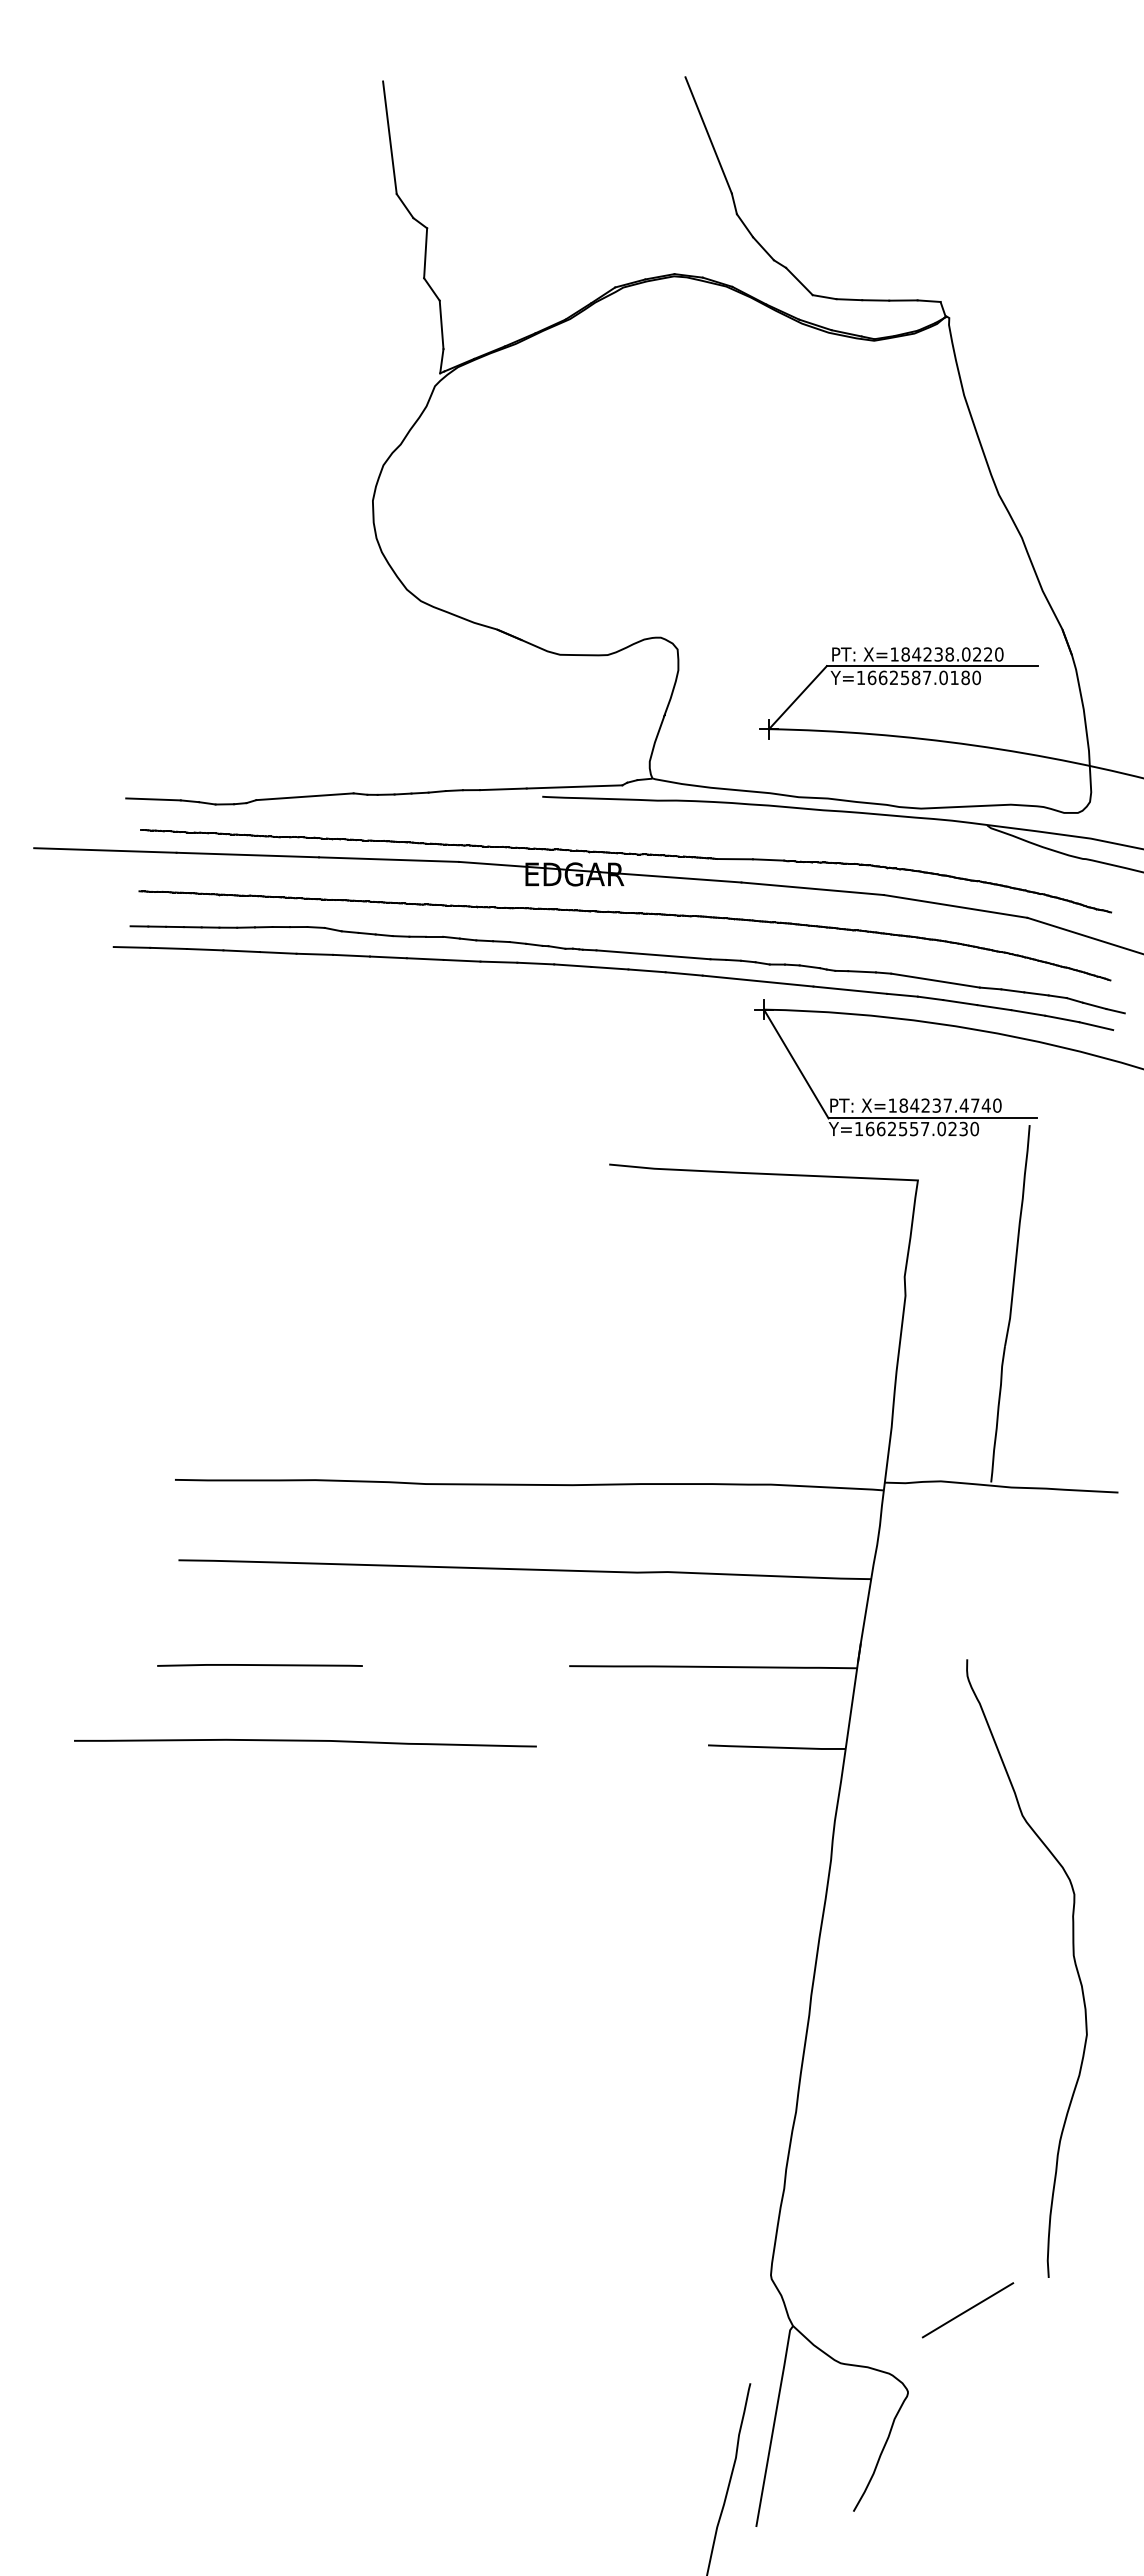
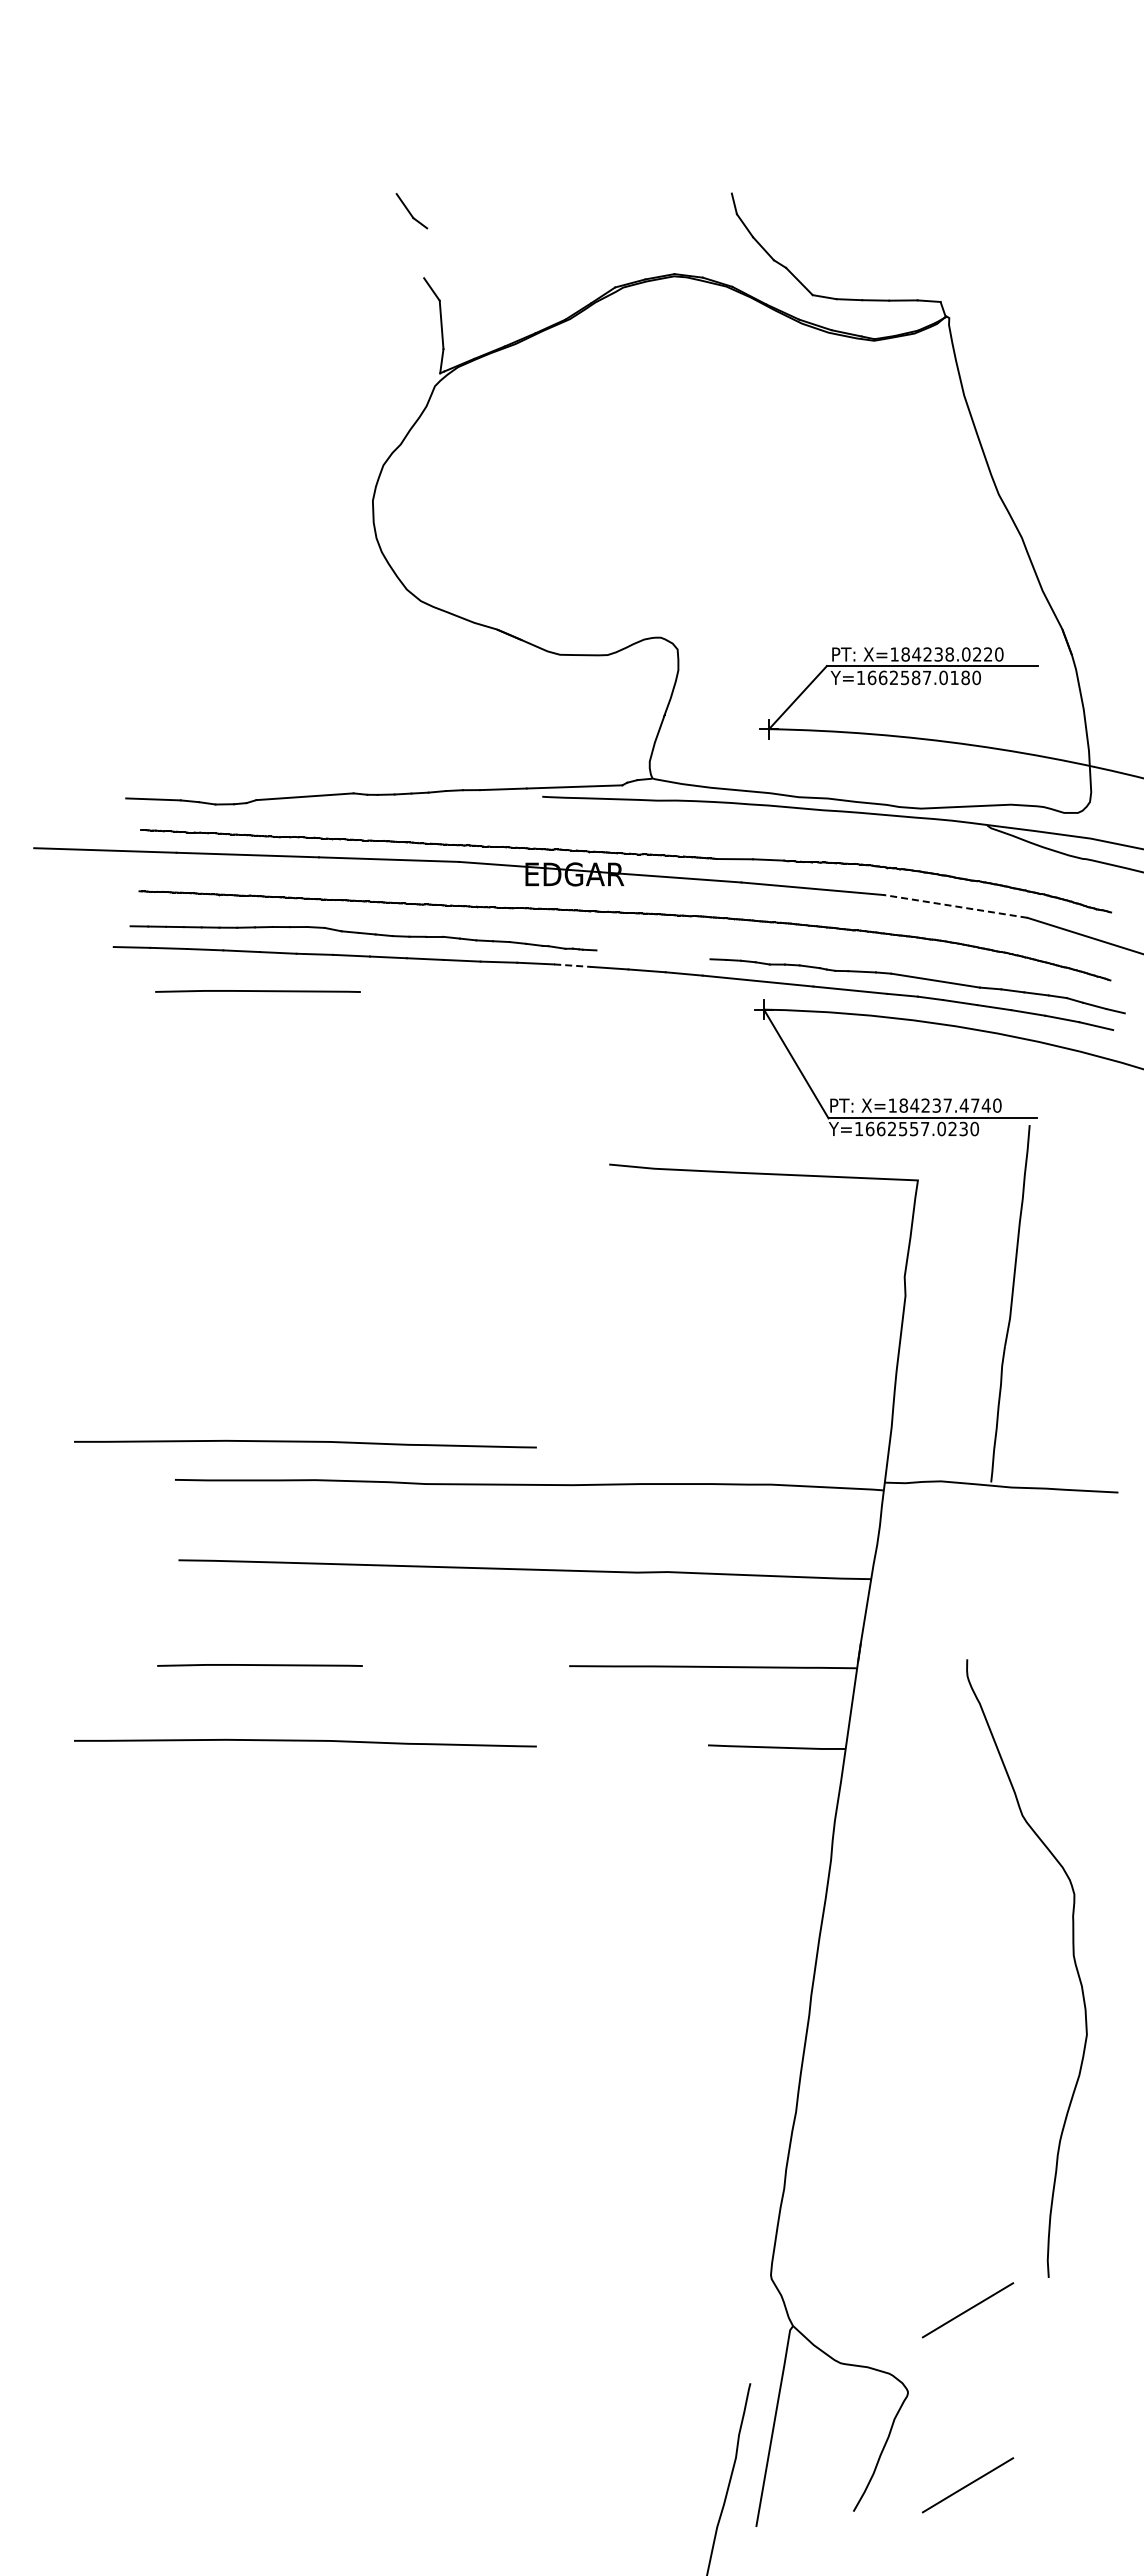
line: present -> none (708, 135)
line: present -> none (389, 137)
line: present -> none (425, 253)
line: solid -> dashed (955, 906)
line: present -> none (653, 954)
line: solid -> dashed (572, 965)
line: none -> present (257, 991)
curve: none -> present (305, 1442)
line: none -> present (967, 2485)
